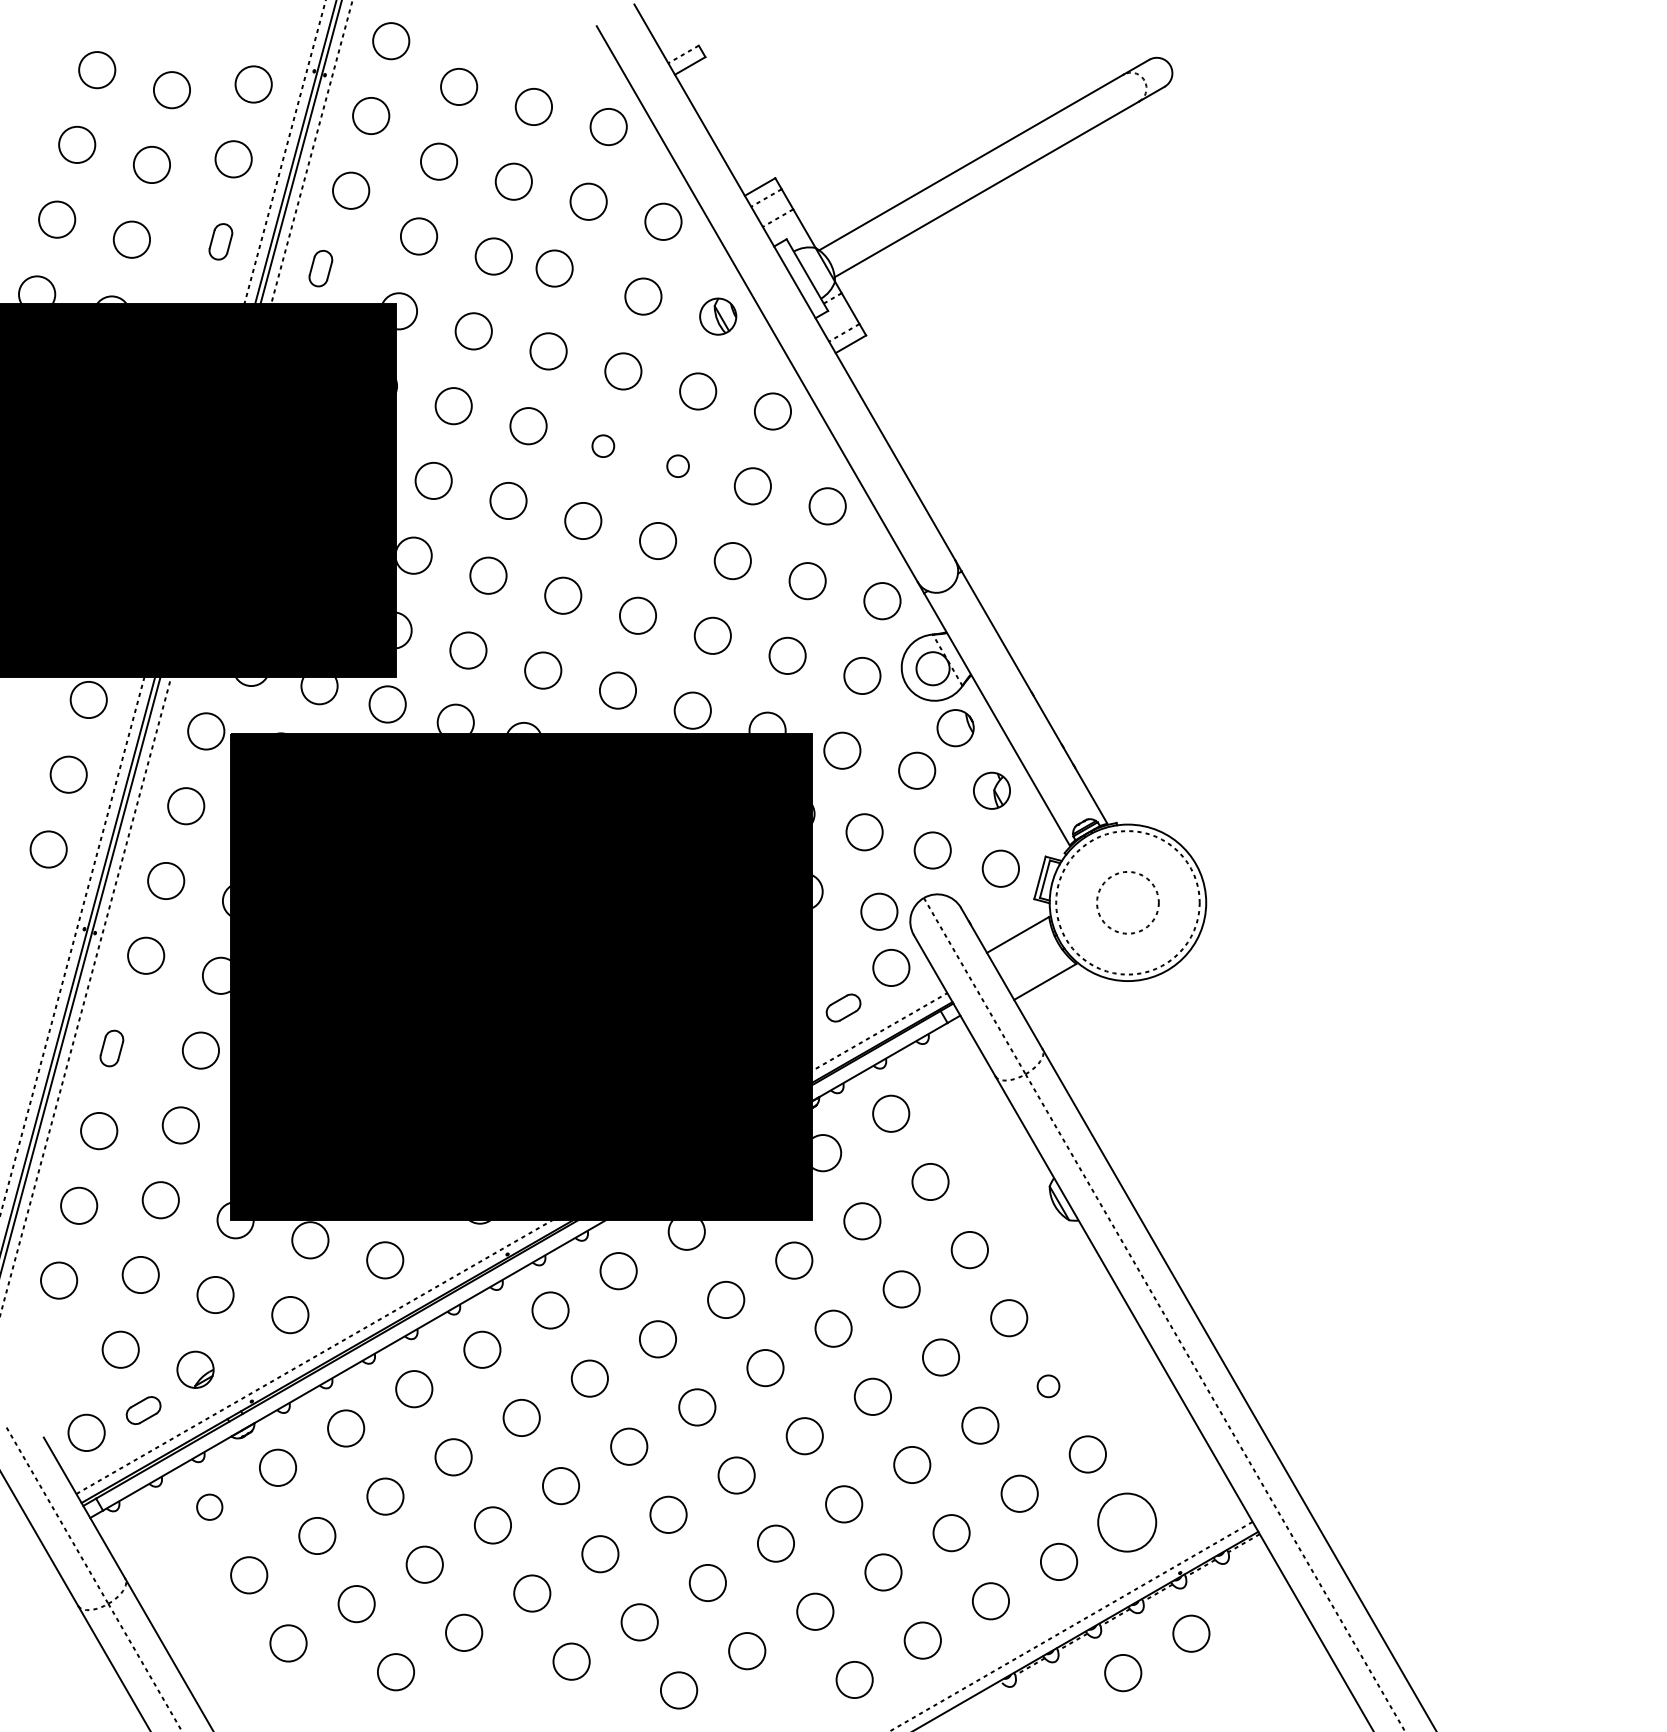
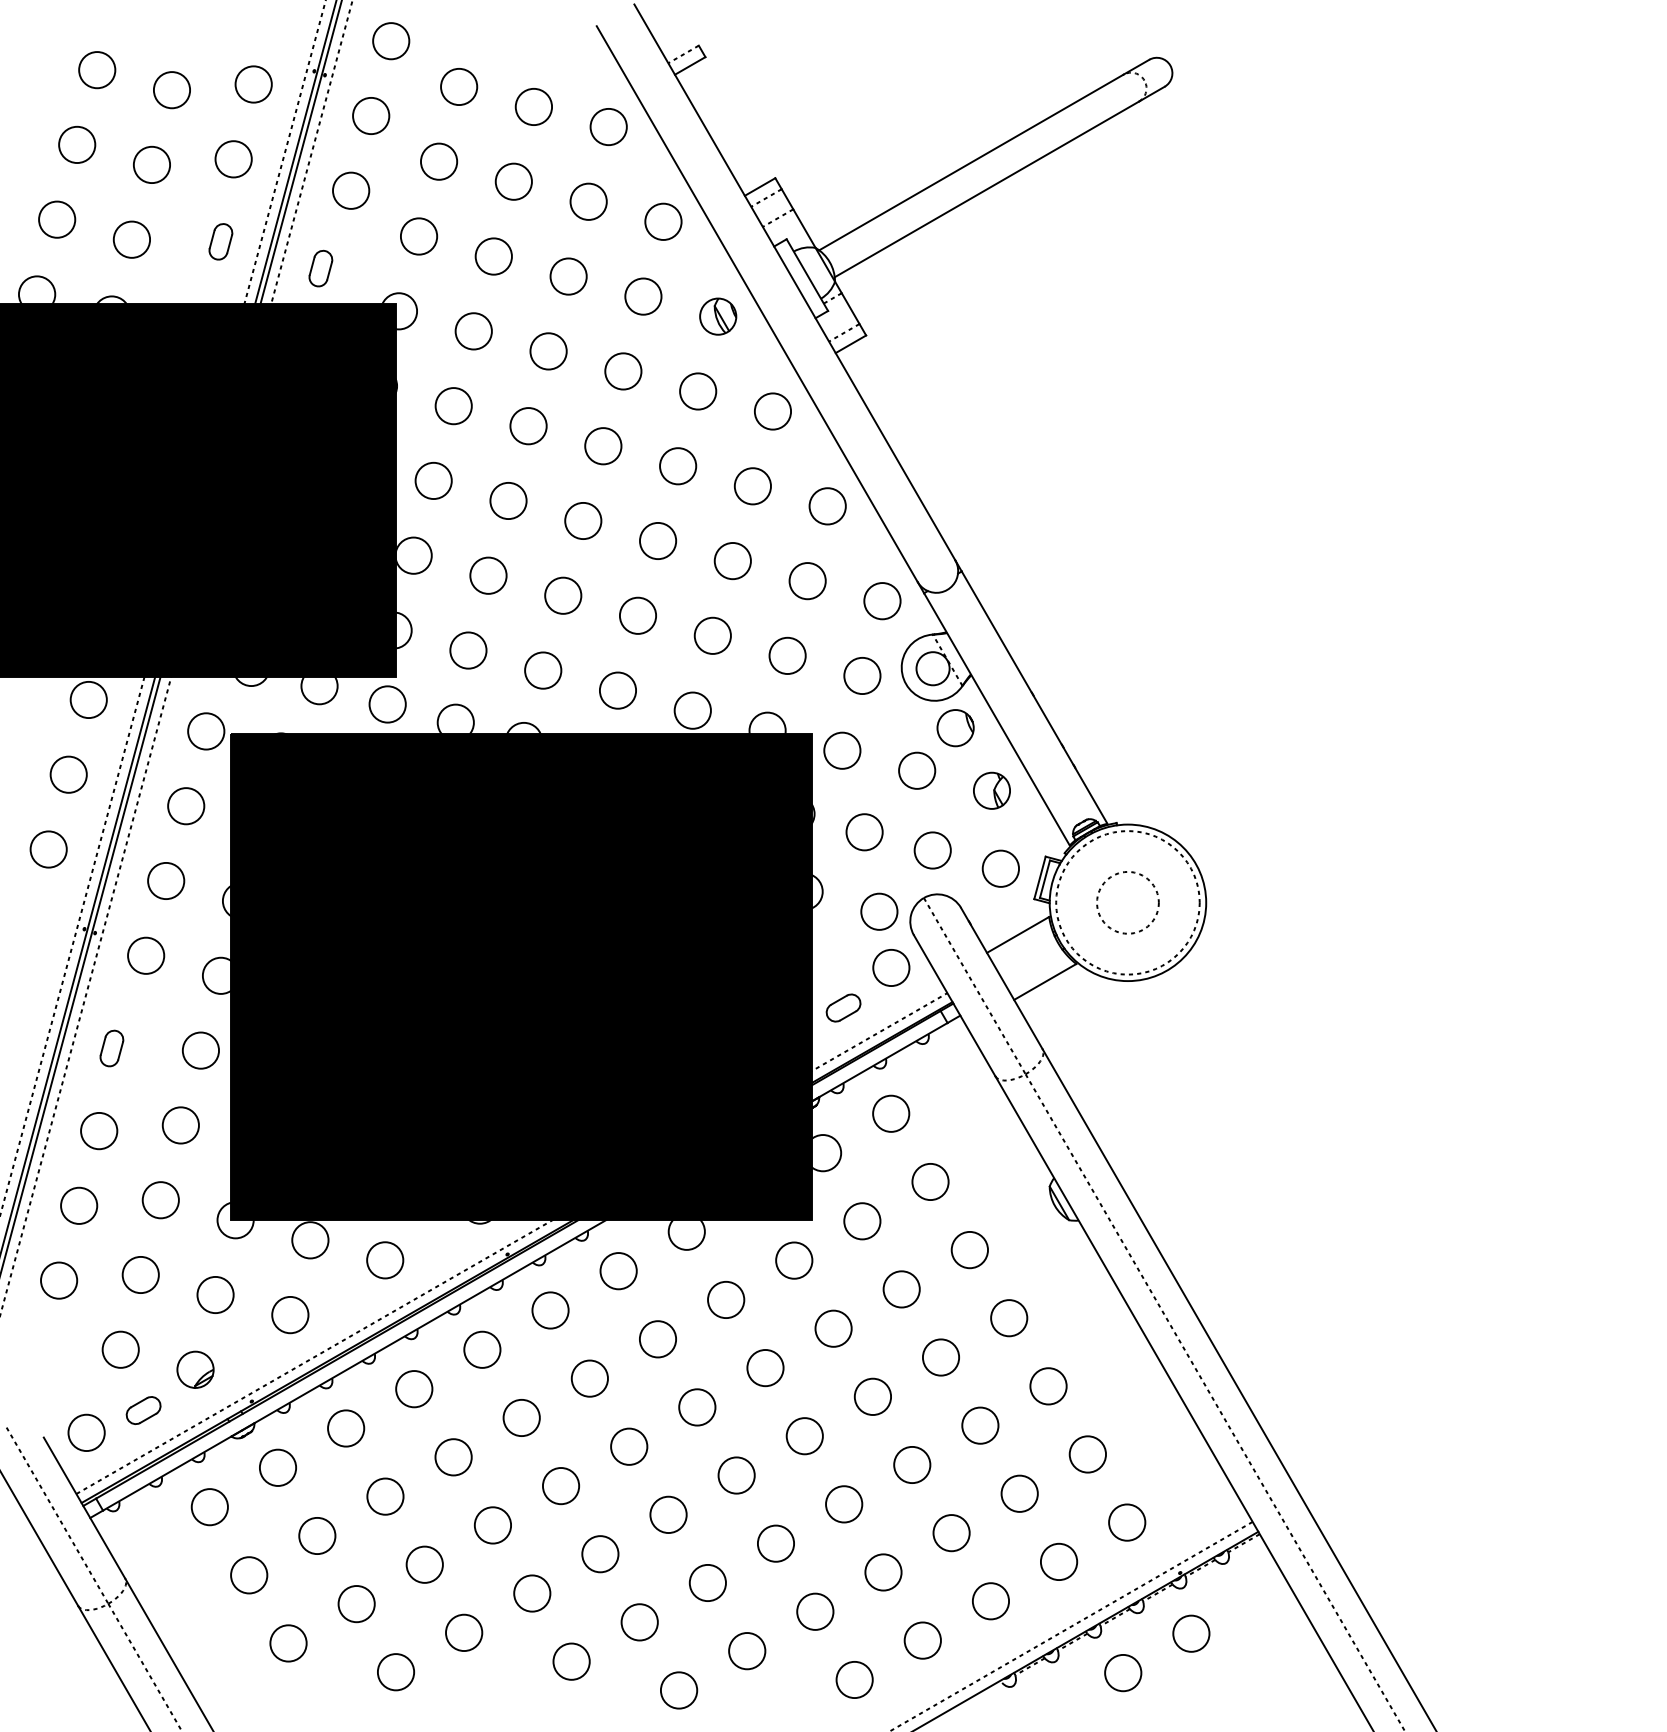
circle position: (554, 268) -> (568, 276) (568, 276)
circle diameter: 22 px -> 36 px (603, 446)
circle diameter: 22 px -> 36 px (678, 466)
circle diameter: 22 px -> 36 px (1048, 1386)
circle size: 28x28 px -> 39x39 px (209, 1507)
circle diameter: 58 px -> 36 px (1127, 1522)
